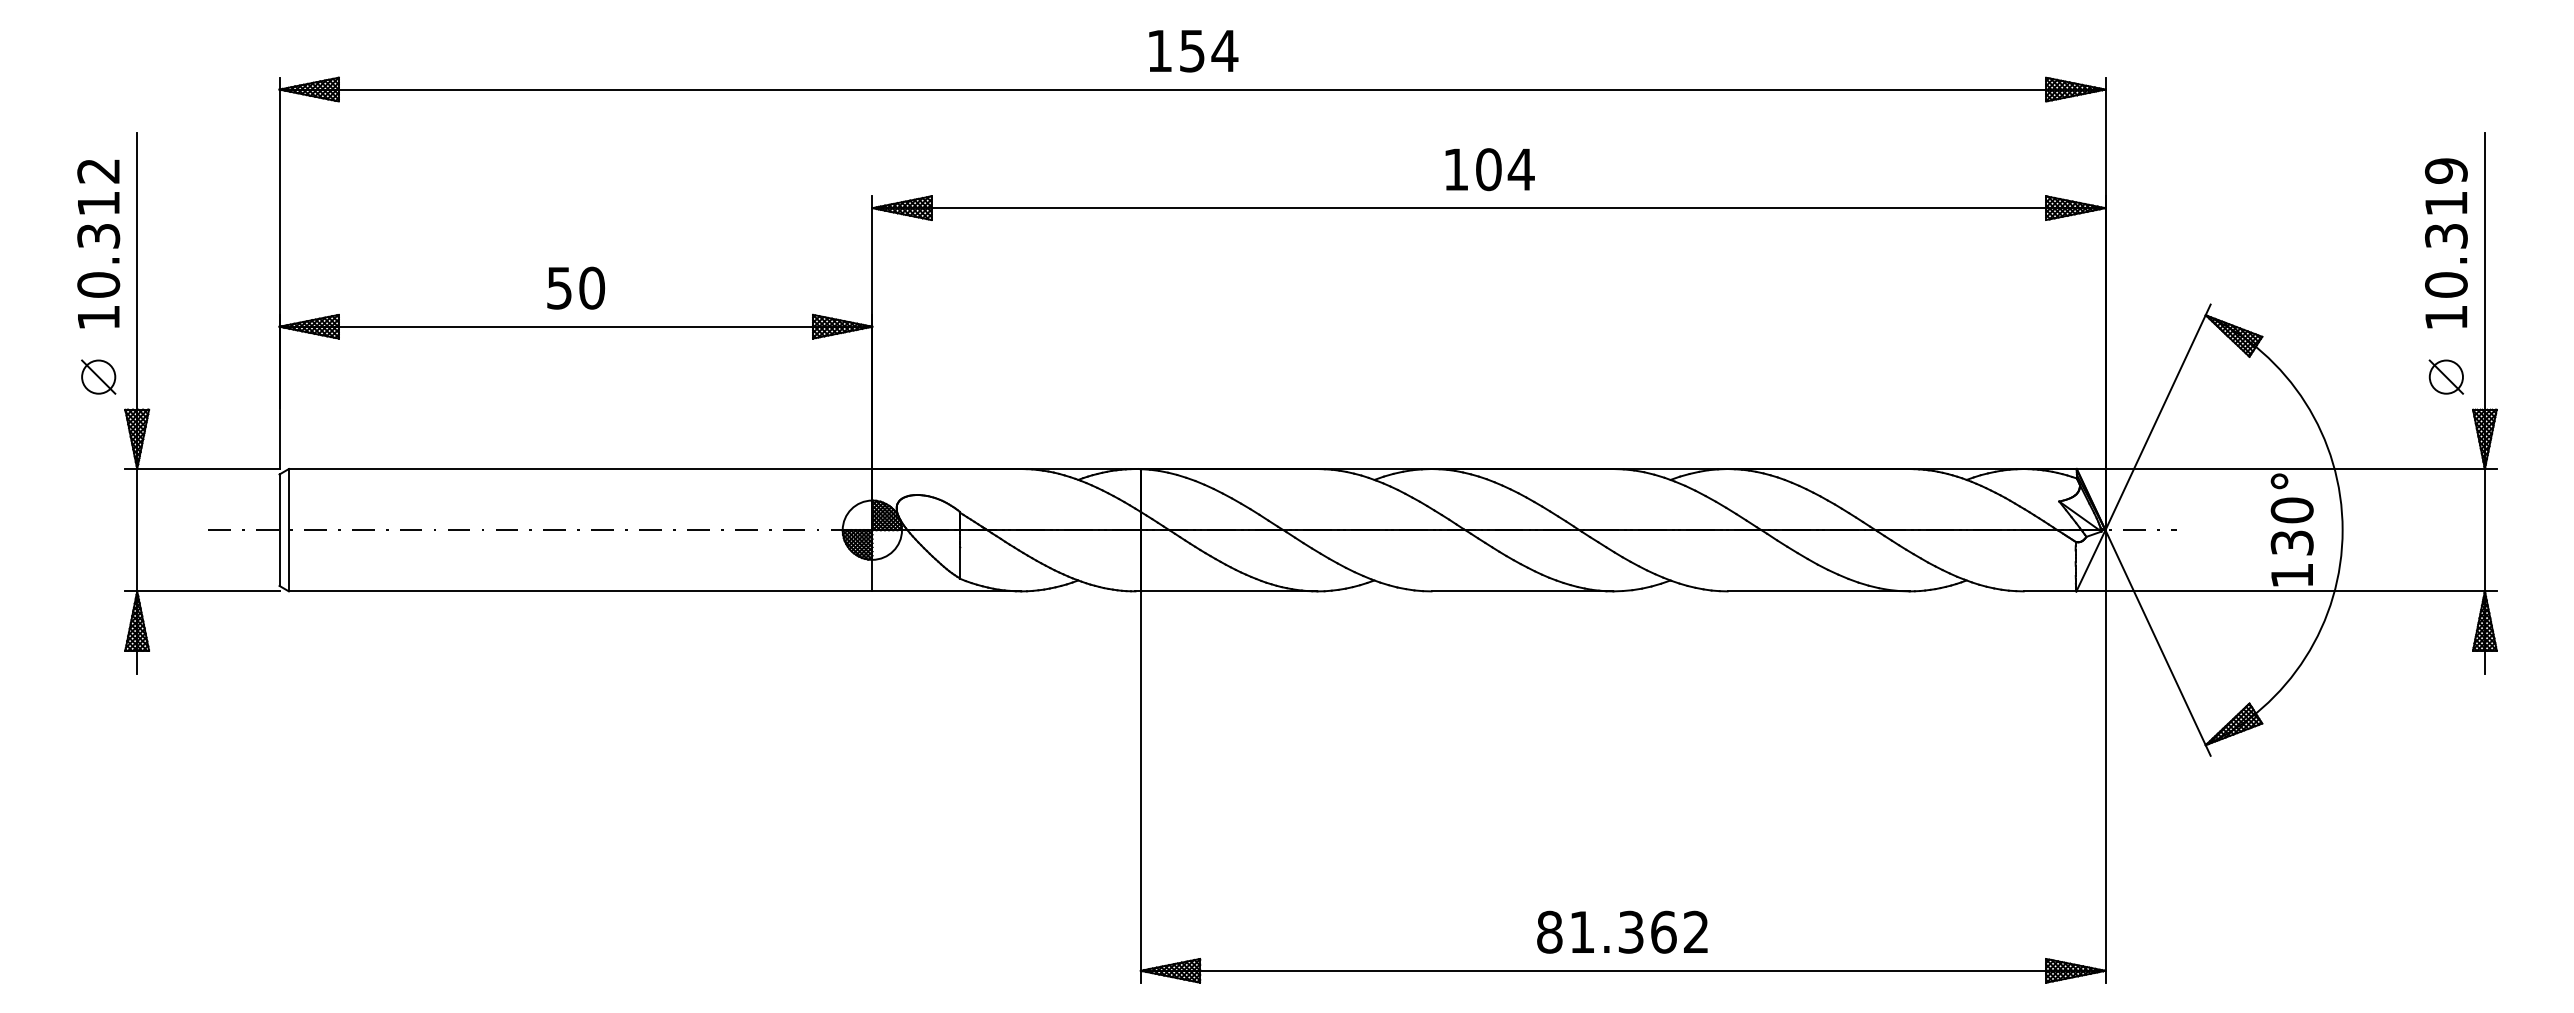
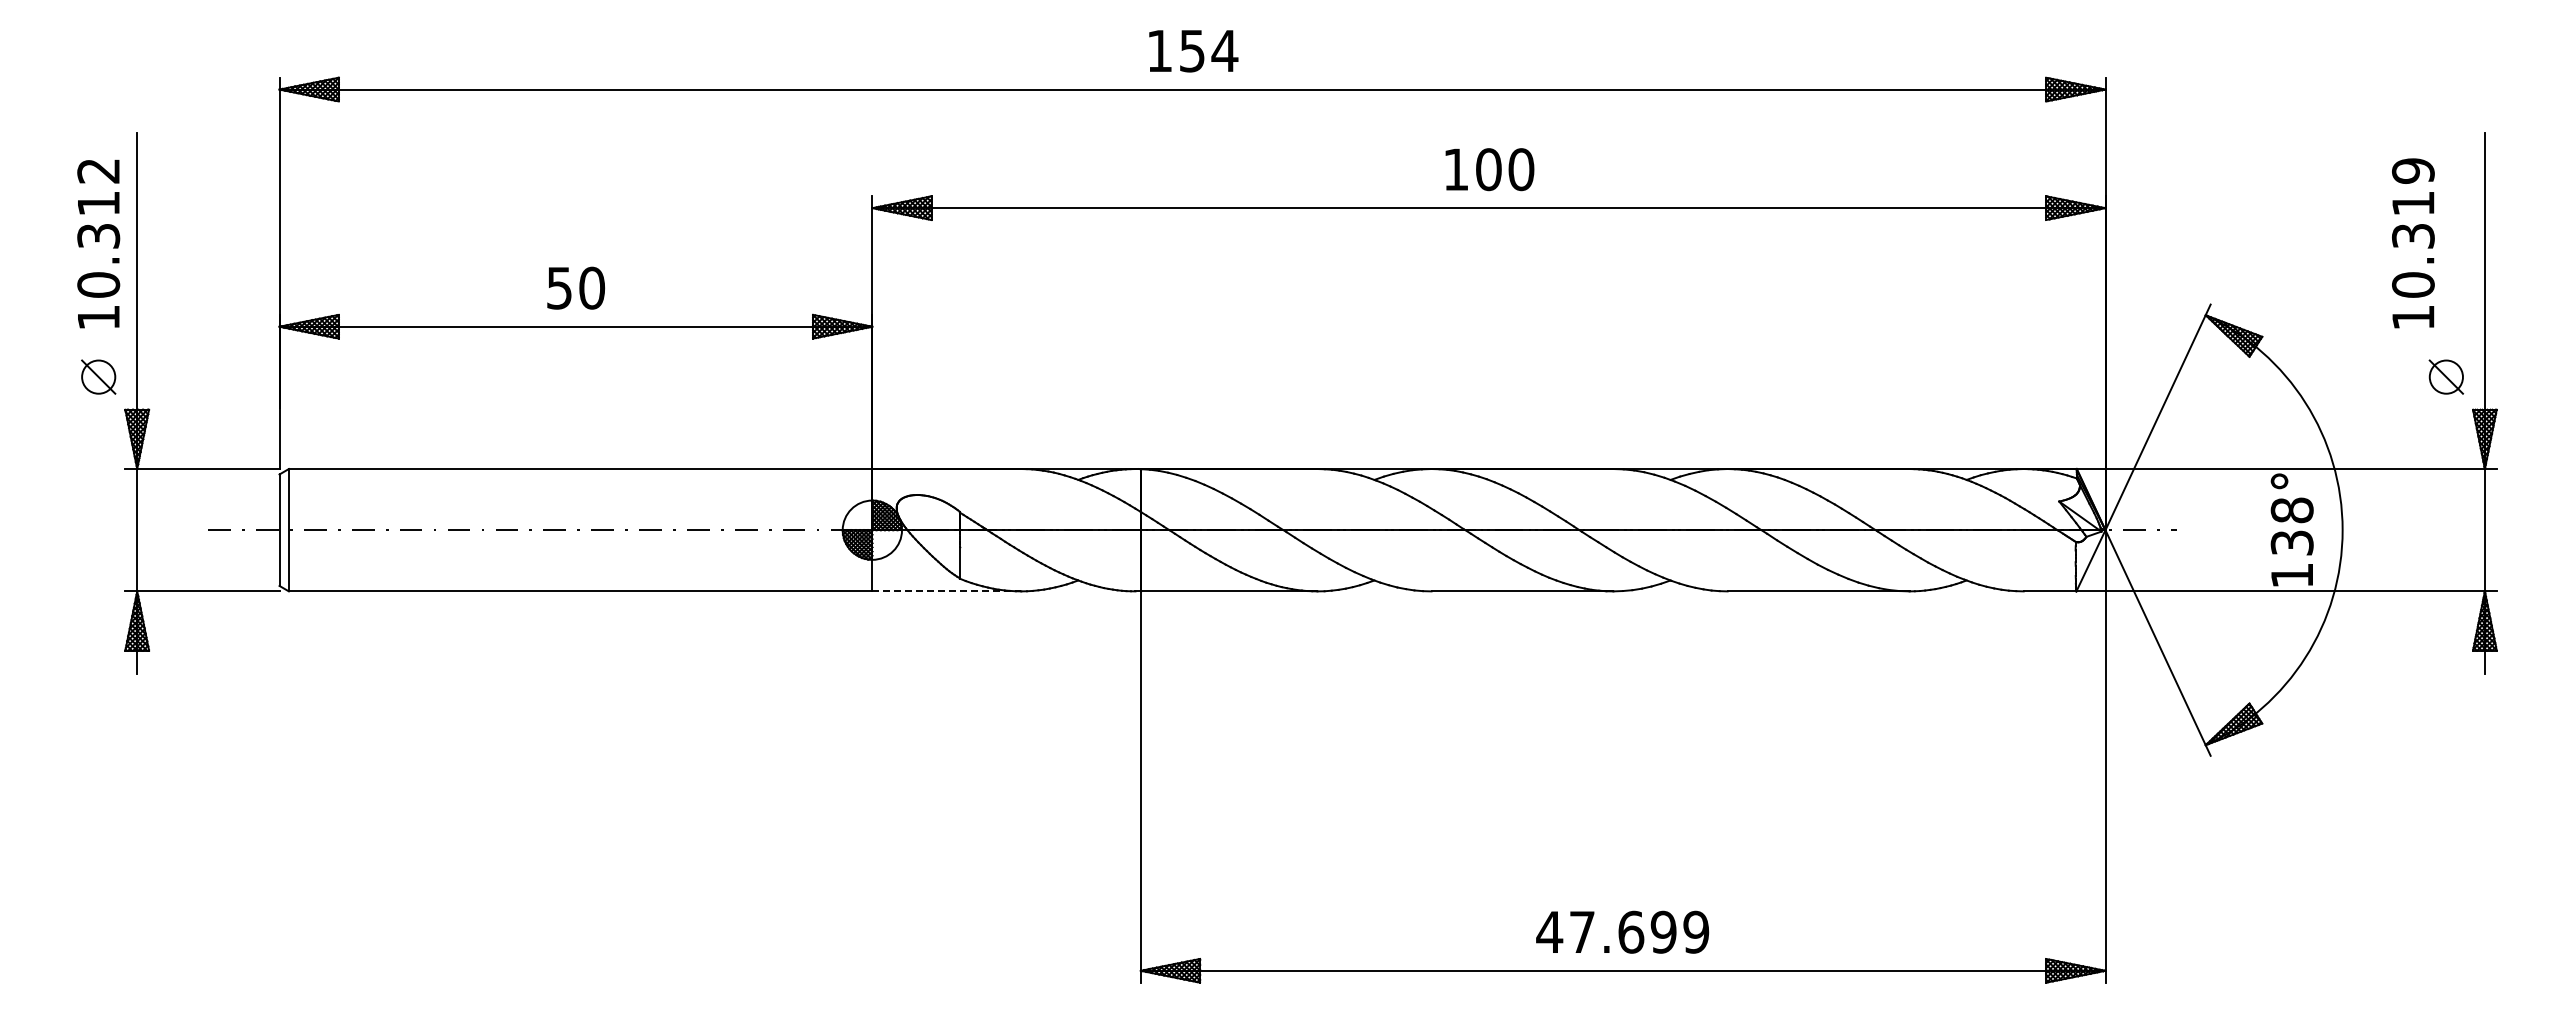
text: 104 -> 100 (1520, 169)
text position: (2446, 243) -> (2413, 243) (2413, 243)
text: 130° -> 138° (2292, 510)
line: solid -> dashed (947, 591)
text: 81.362 -> 47.699 (1622, 931)
